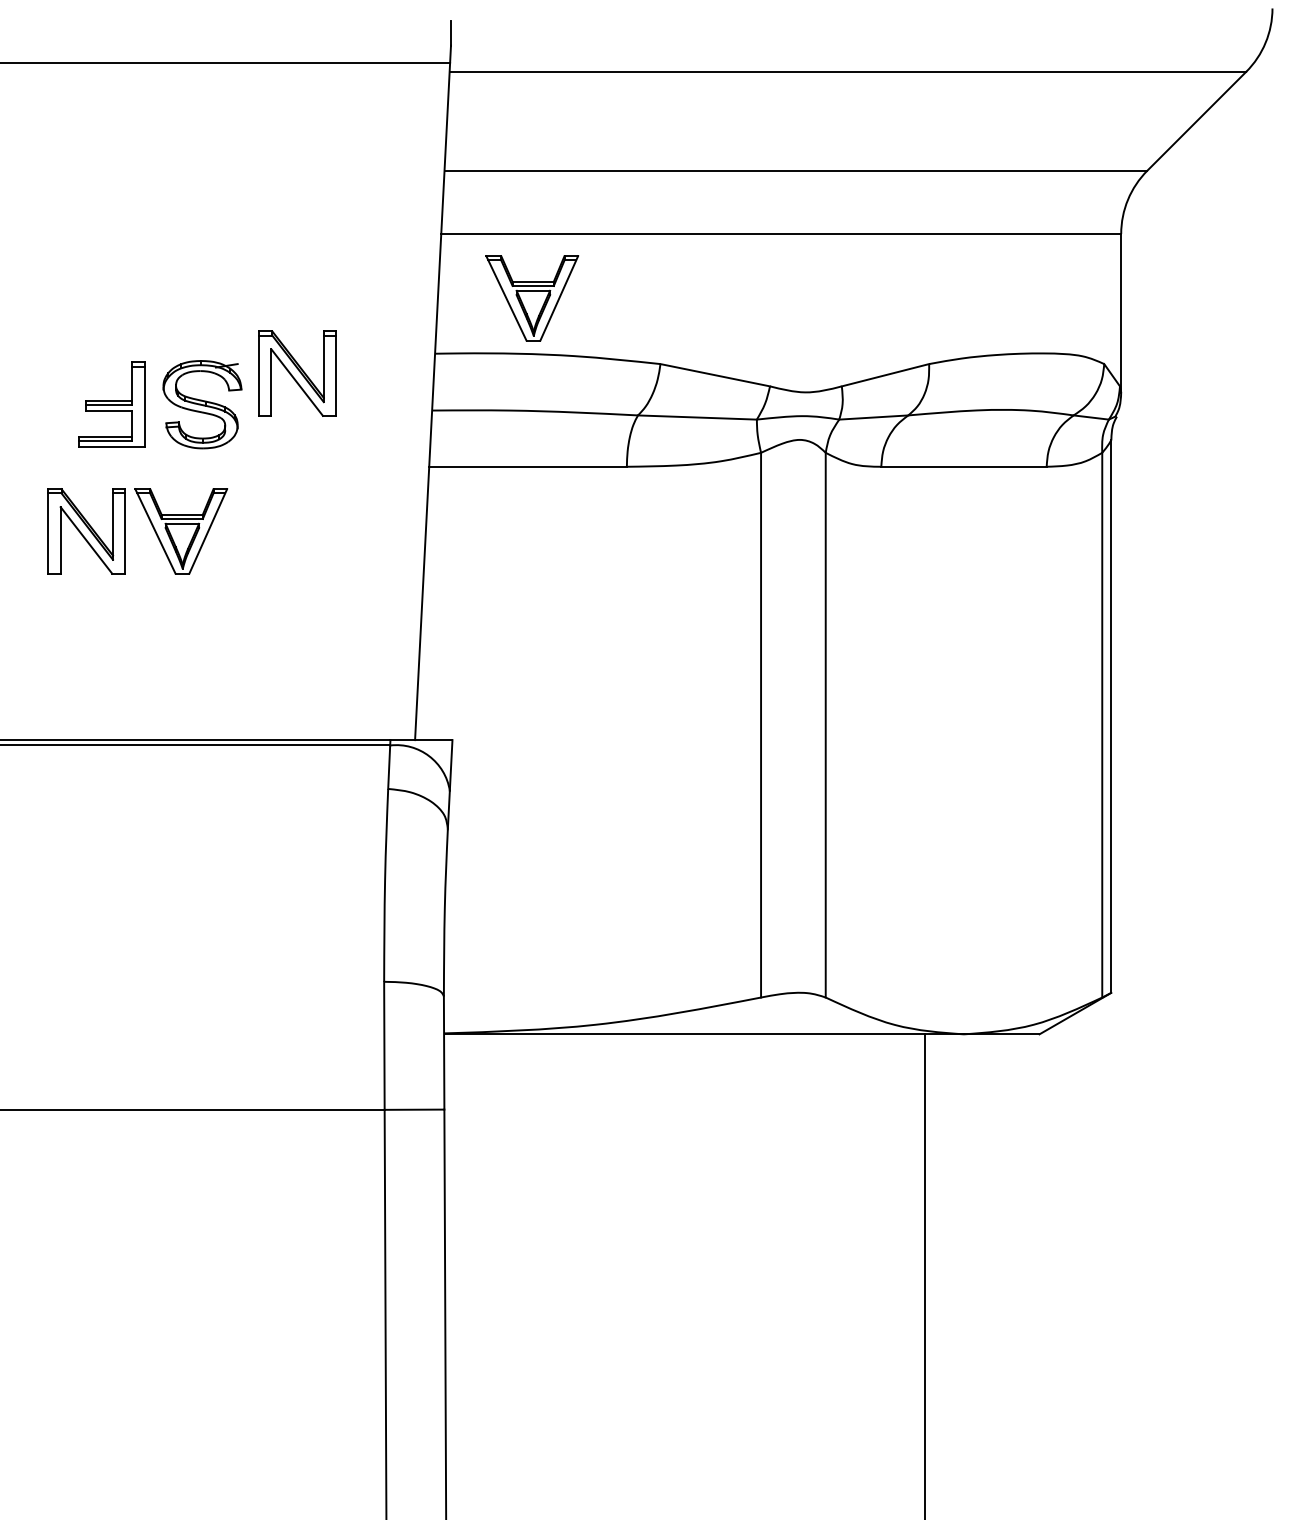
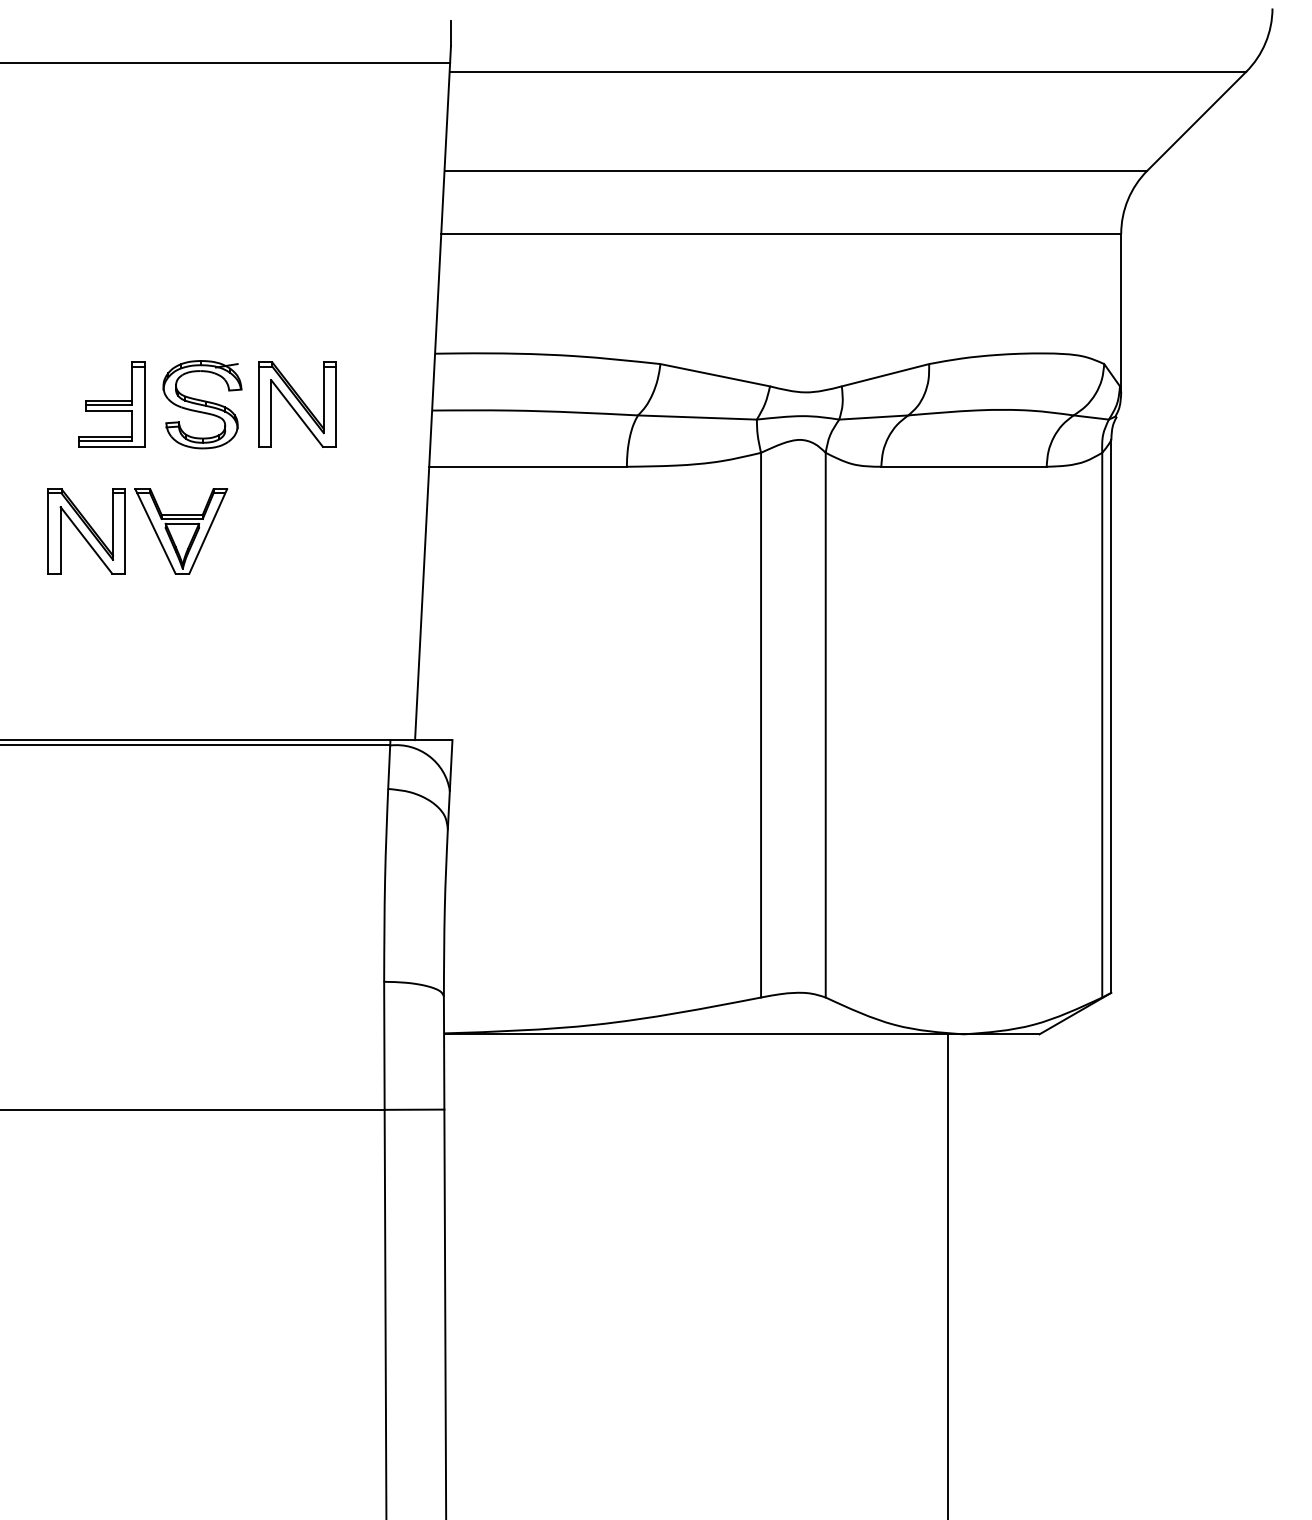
part: present -> none (532, 298)
part position: (297, 373) -> (297, 404) (297, 404)
line position: (925, 1275) -> (948, 1275) (948, 1275)
